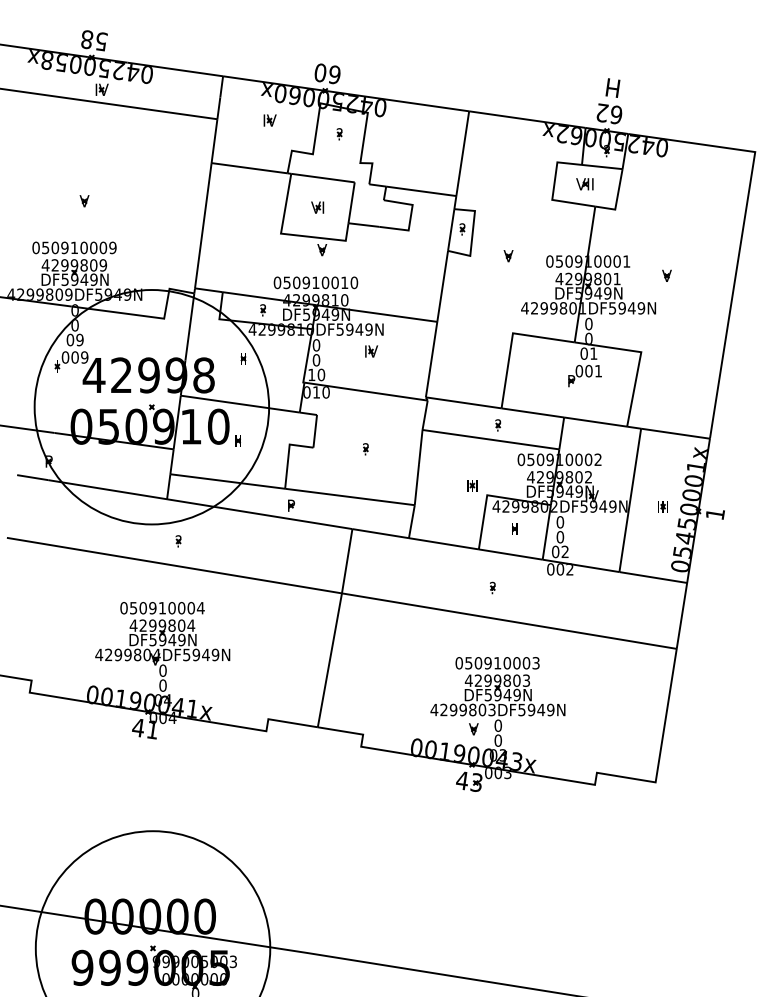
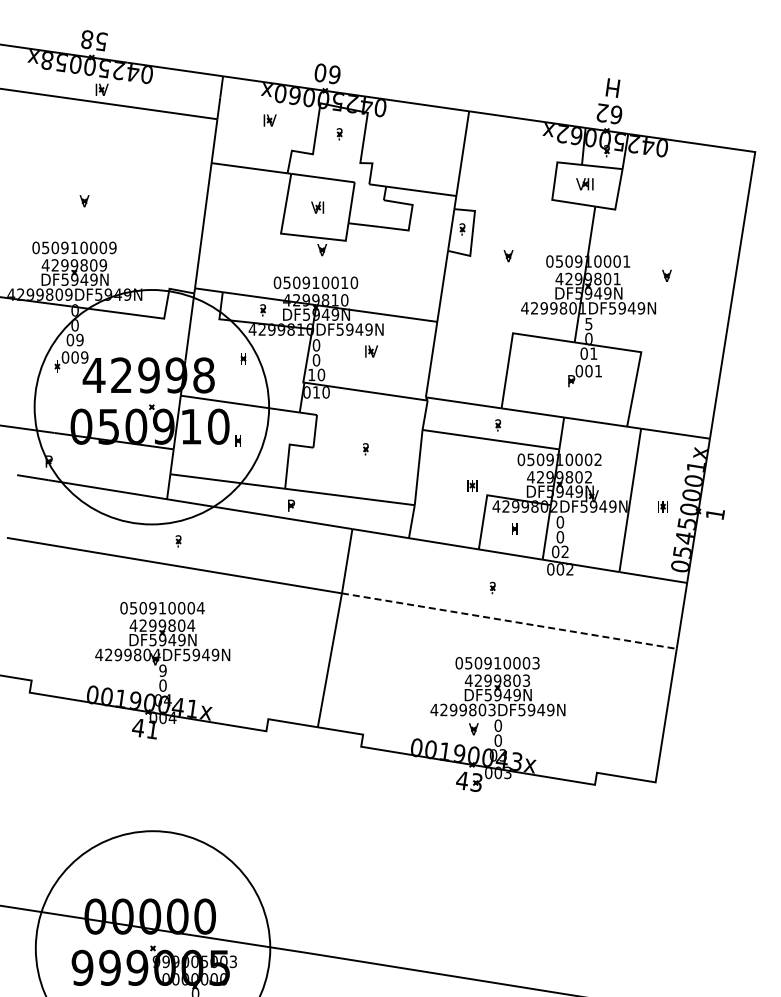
text: 0 -> 5 (588, 323)
line: solid -> dashed (509, 621)
text: 0 -> 9 (162, 670)
